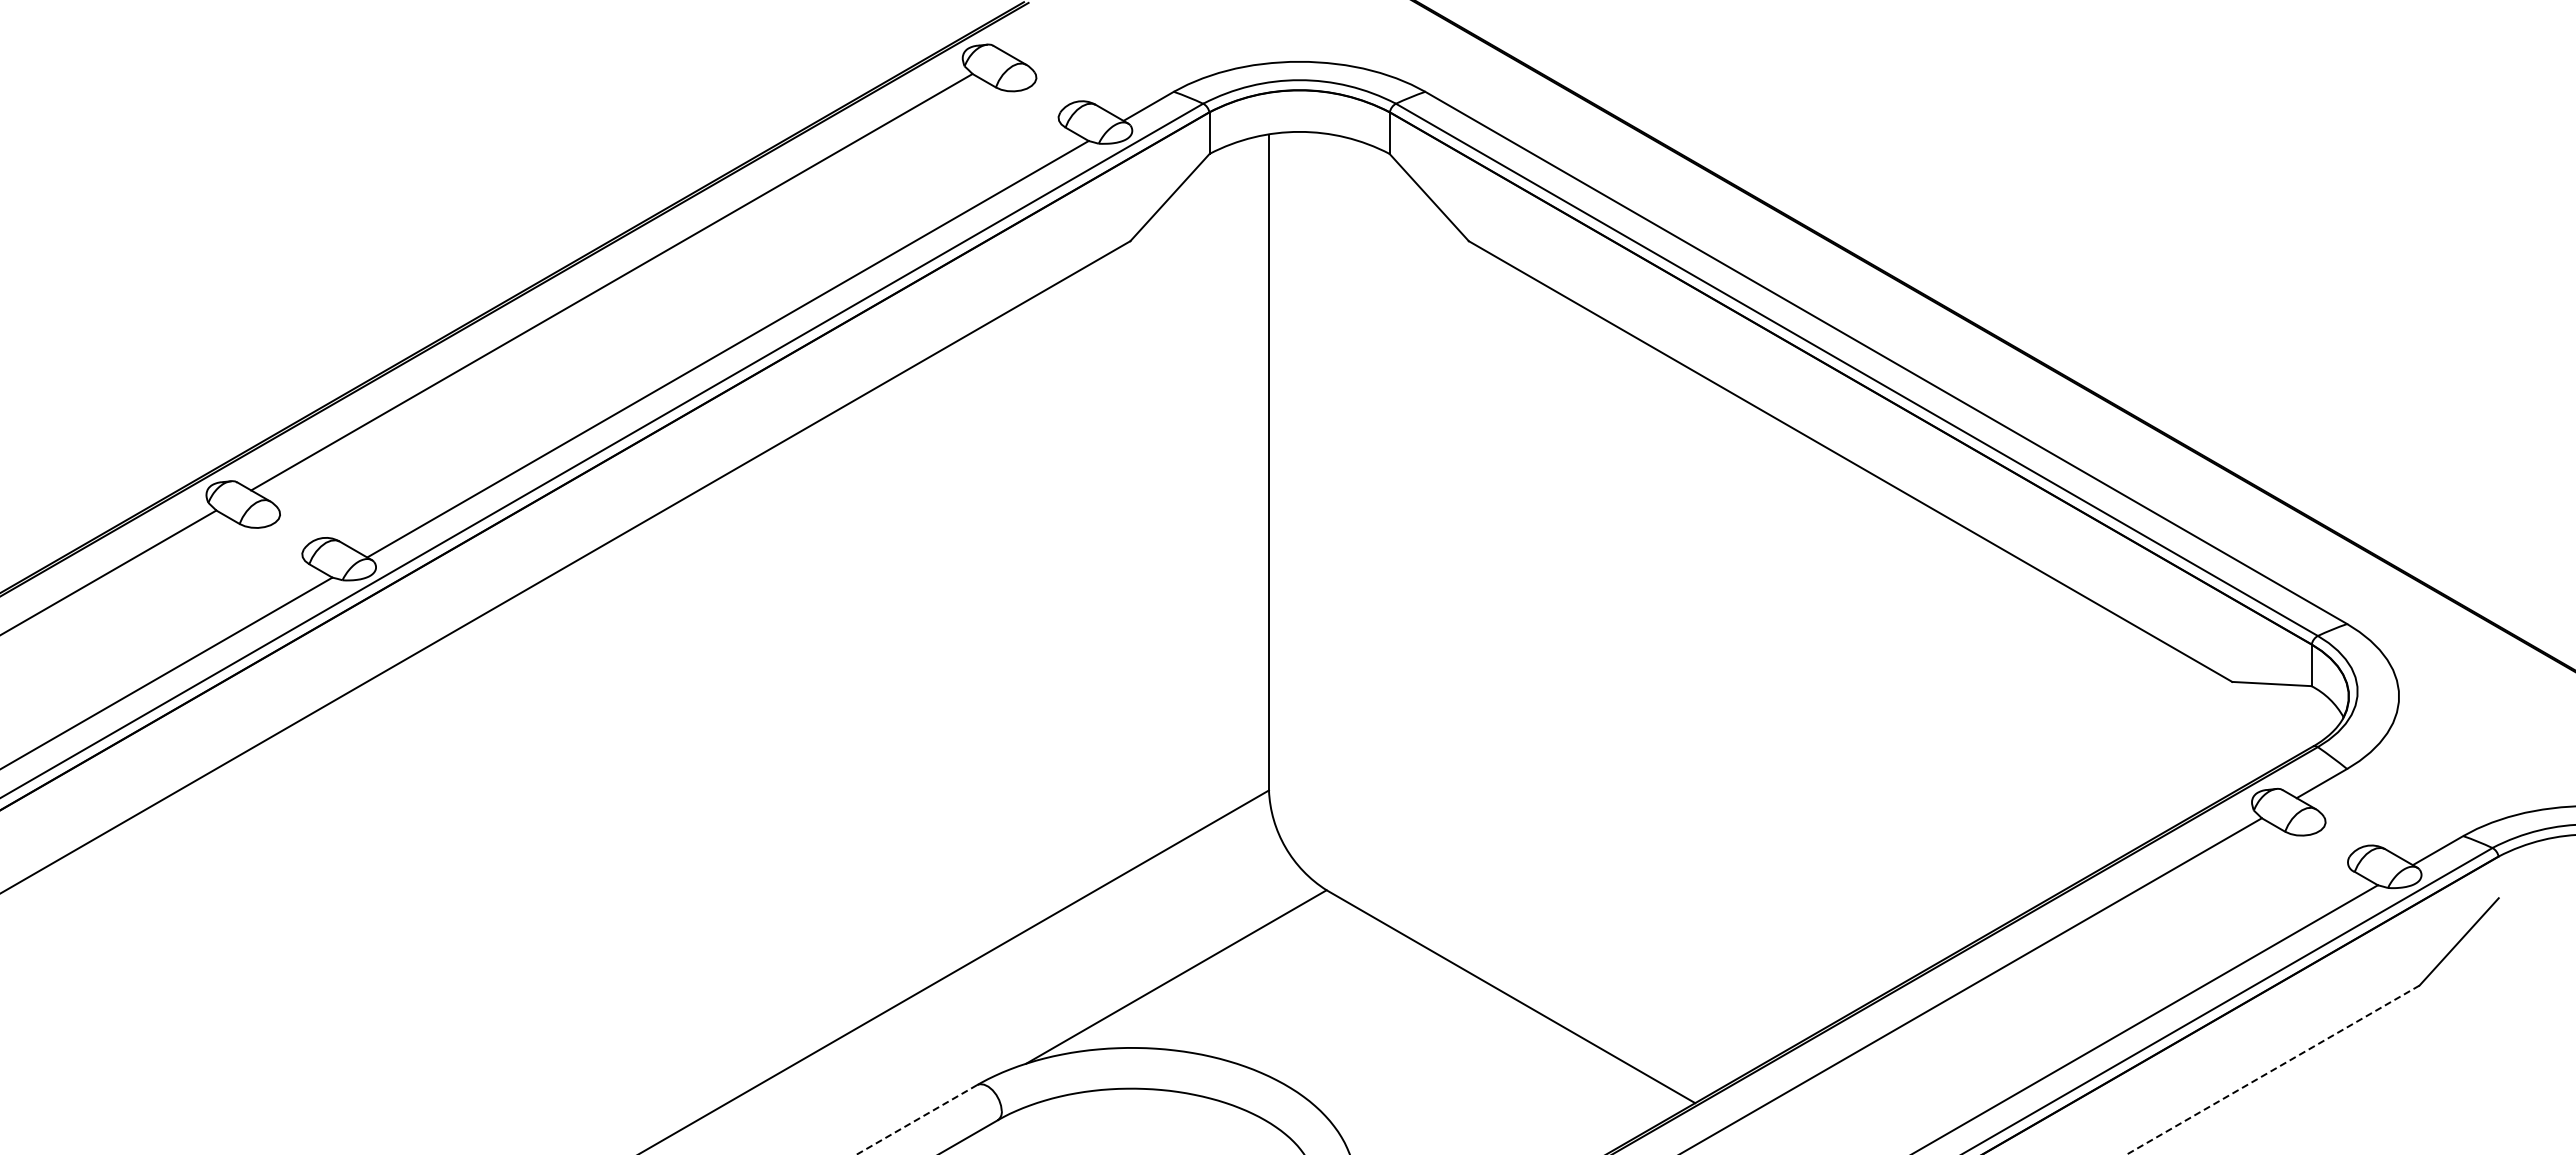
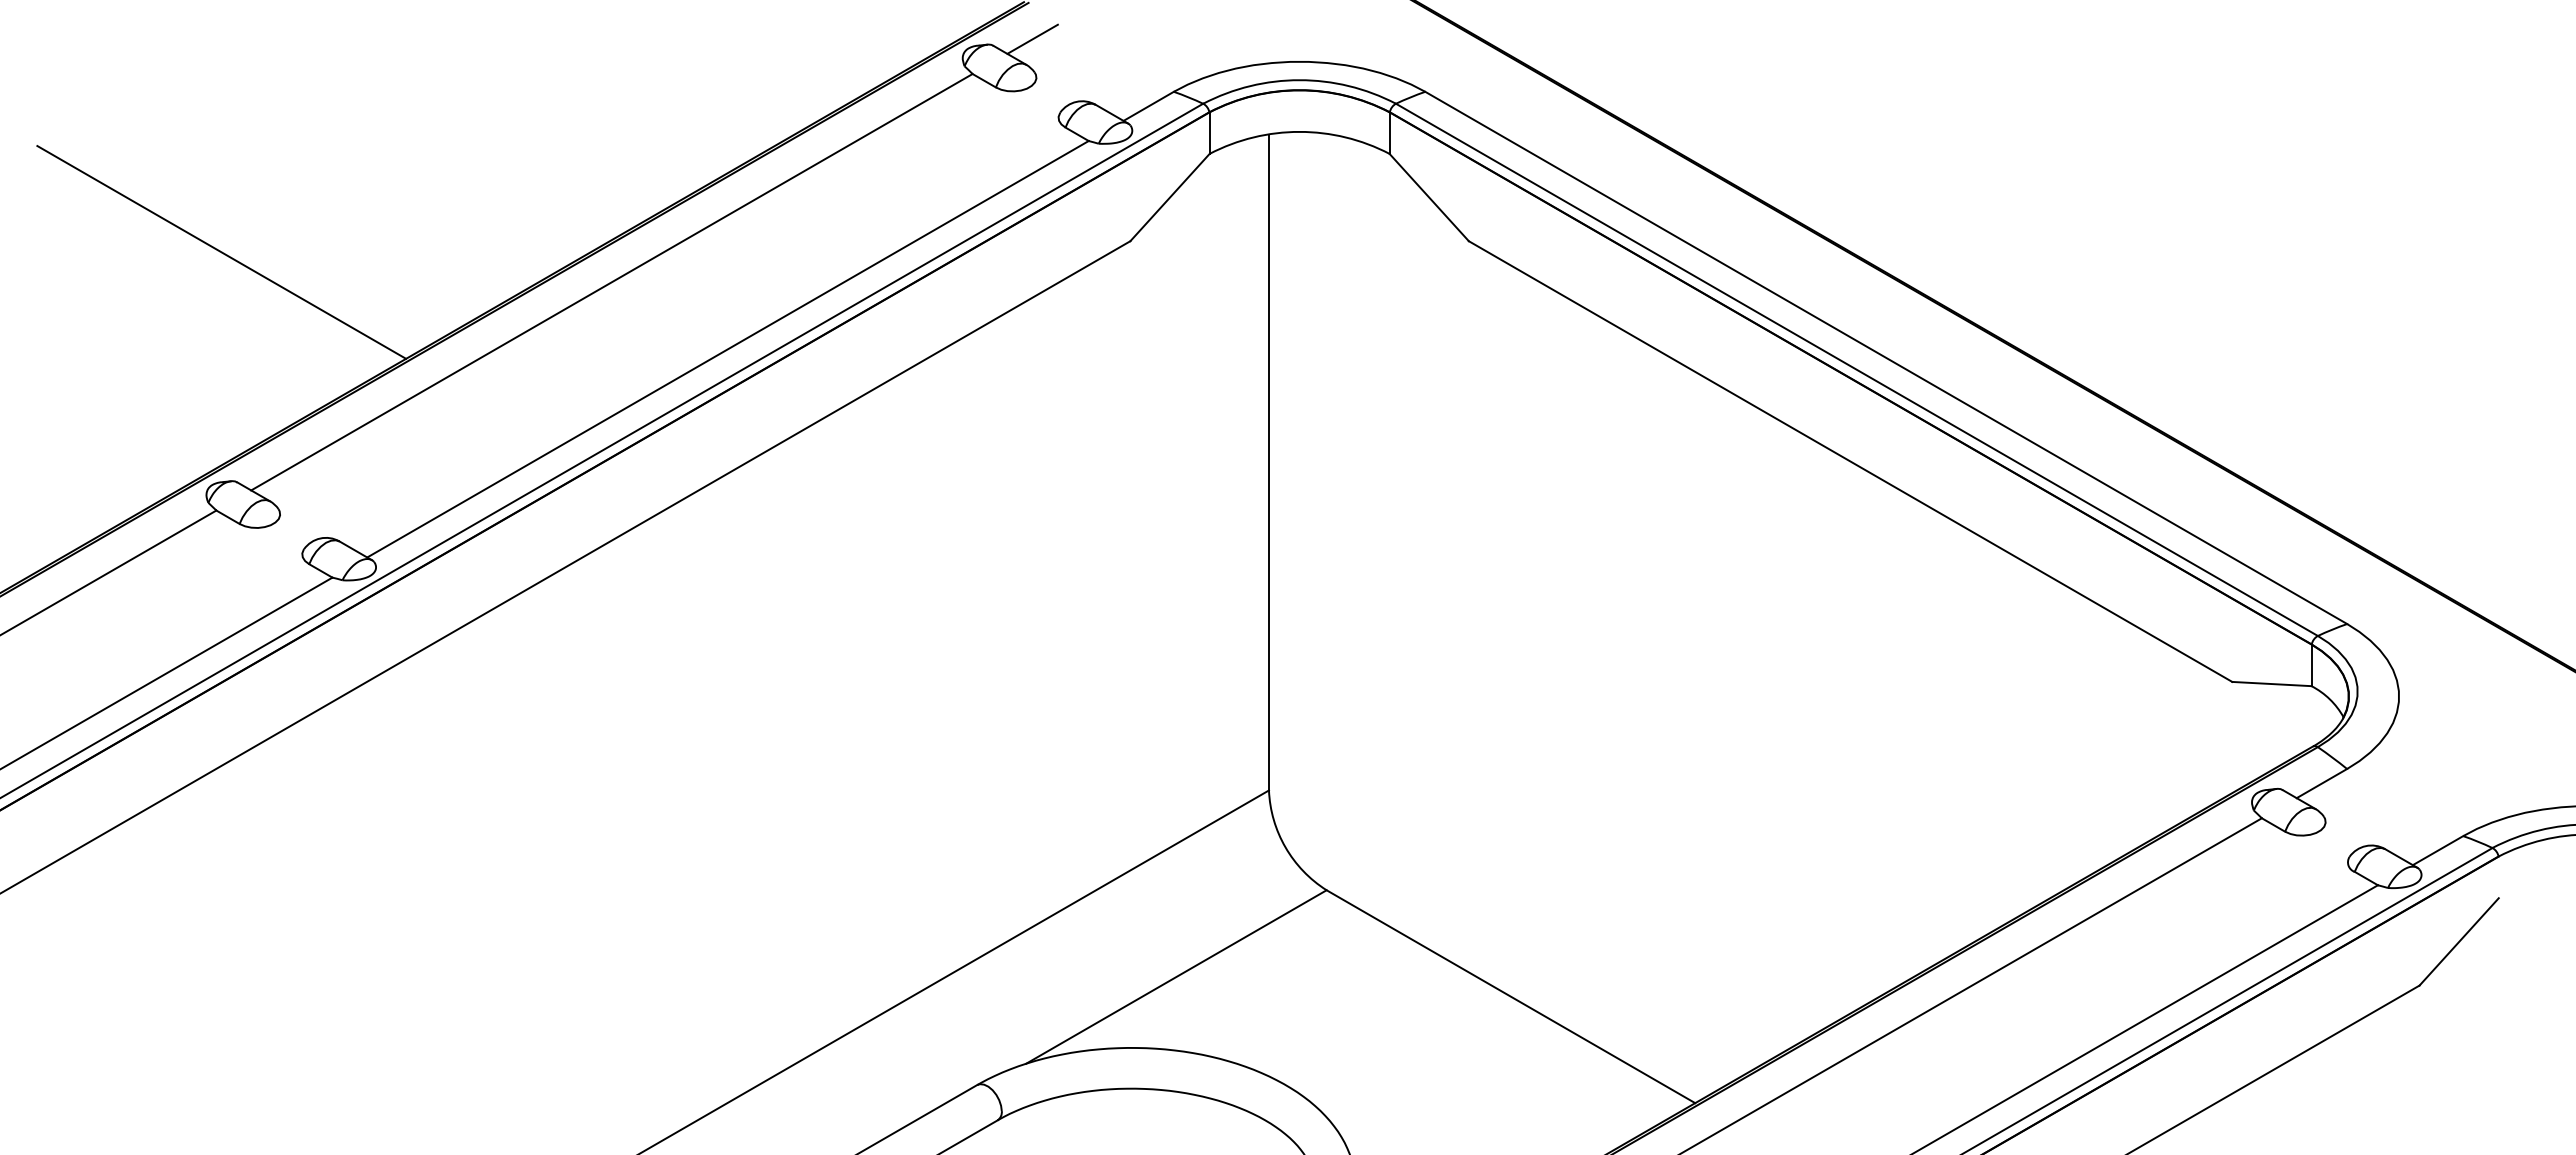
line: none -> present (1032, 38)
line: none -> present (221, 252)
line: dashed -> solid (2272, 1070)
line: dashed -> solid (916, 1120)
